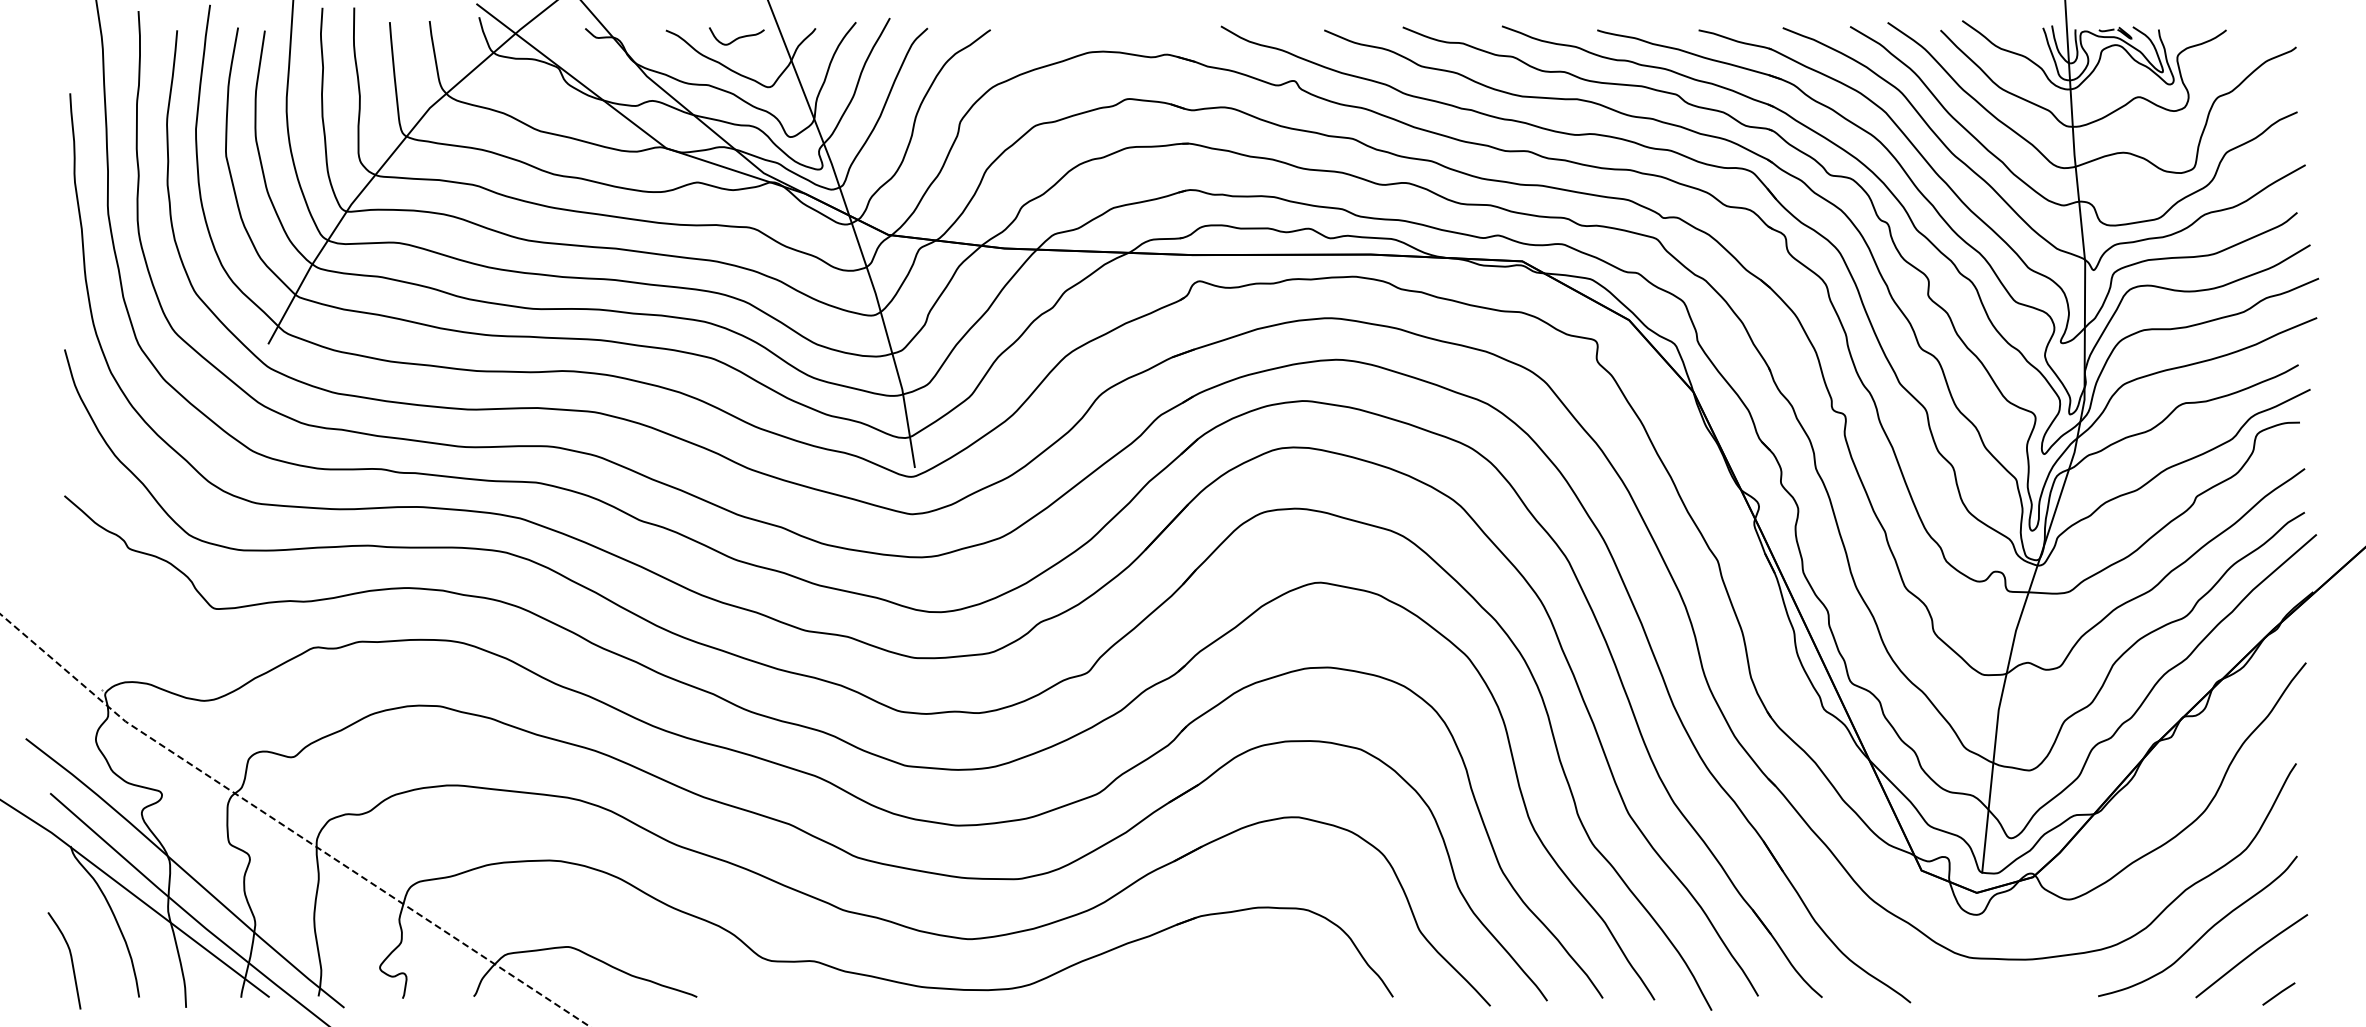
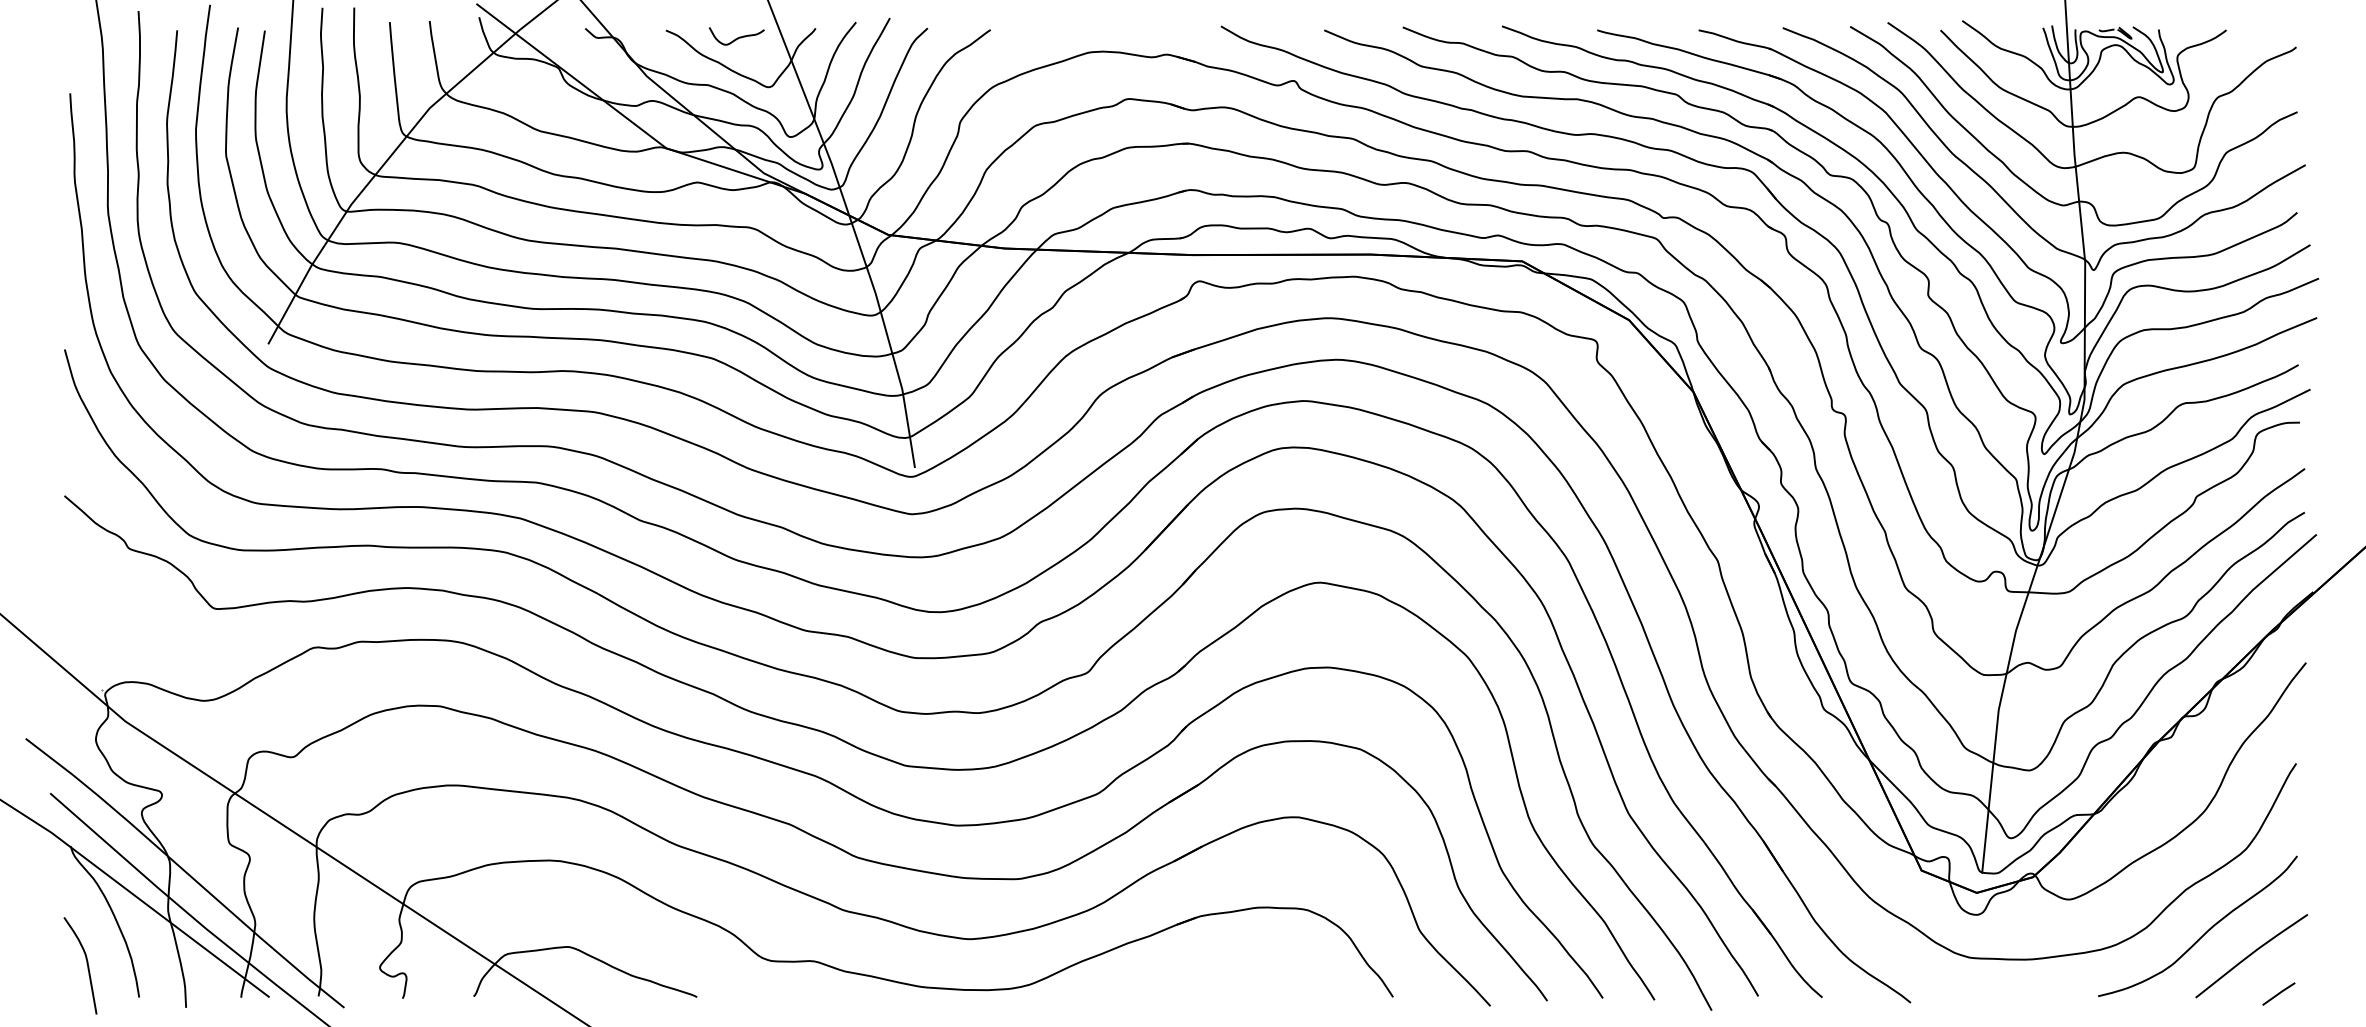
line: dashed -> solid (288, 828)
curve position: (70, 958) -> (86, 963) (86, 963)
